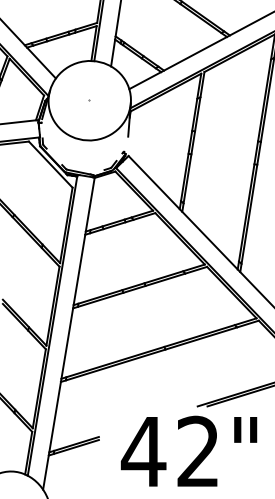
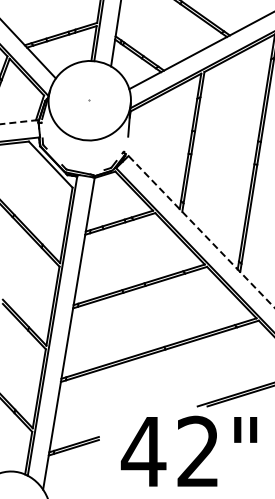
line: solid -> dashed (19, 122)
line: solid -> dashed (201, 231)
